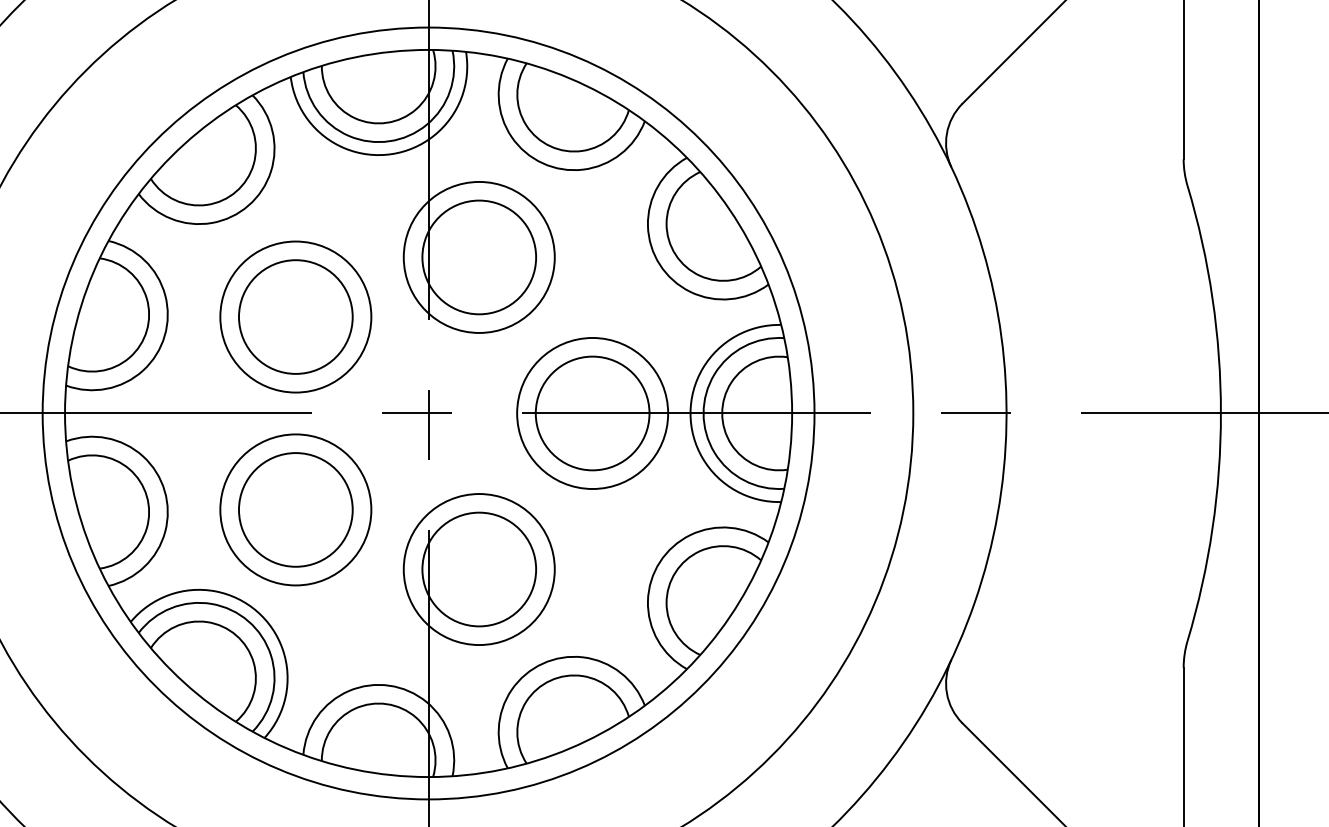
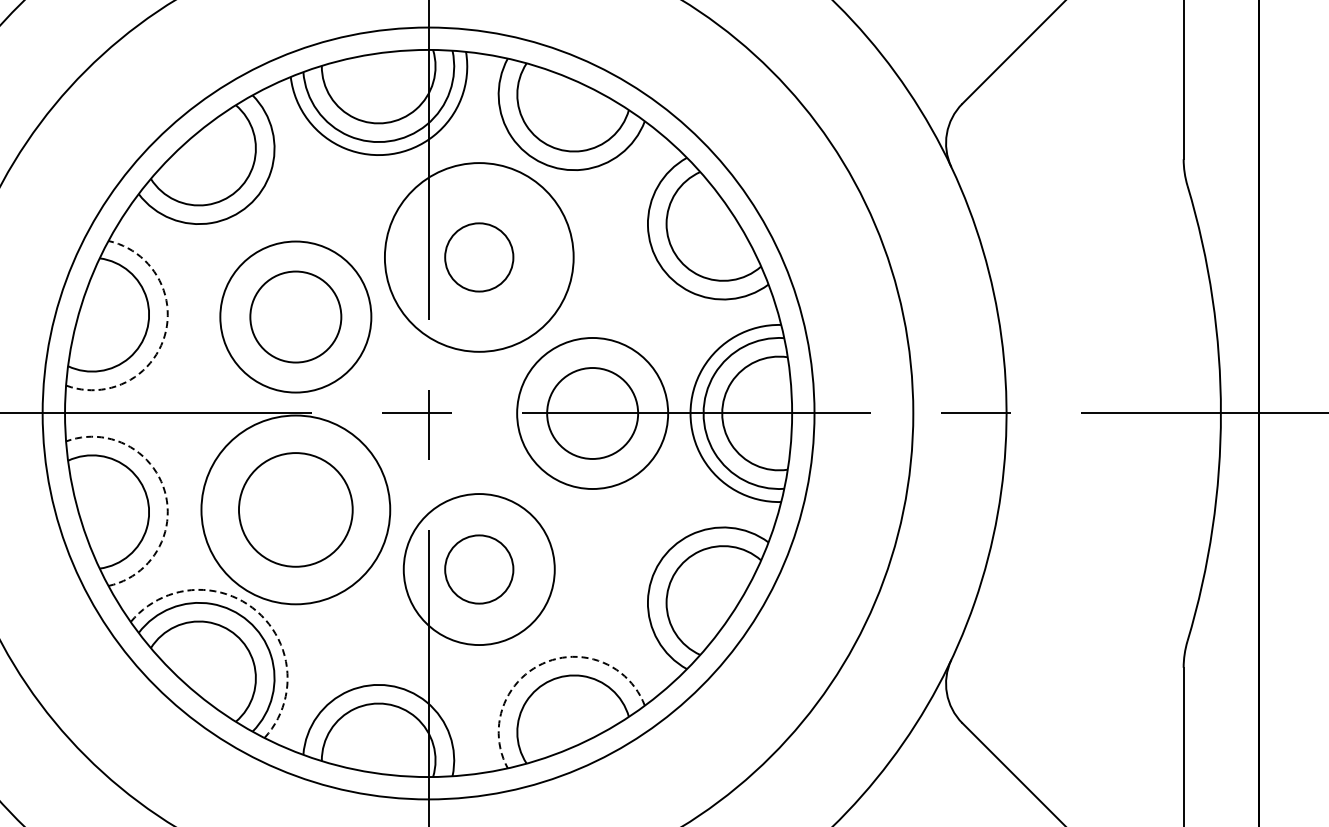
circle diameter: 151 px -> 189 px (478, 257)
circle diameter: 114 px -> 68 px (479, 257)
circle diameter: 114 px -> 91 px (295, 316)
arc: solid -> dashed (164, 336)
circle diameter: 114 px -> 91 px (592, 413)
arc: solid -> dashed (164, 490)
circle diameter: 151 px -> 189 px (295, 509)
circle diameter: 114 px -> 68 px (479, 569)
arc: solid -> dashed (257, 611)
arc: solid -> dashed (542, 663)
